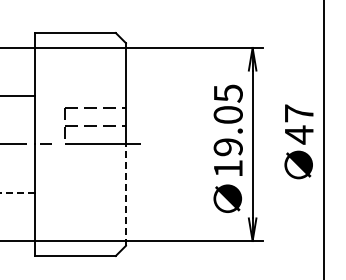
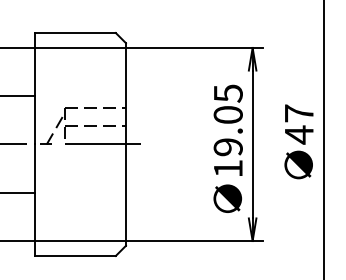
line: none -> present (55, 128)
line: dashed -> solid (17, 192)
line: dashed -> solid (125, 195)
